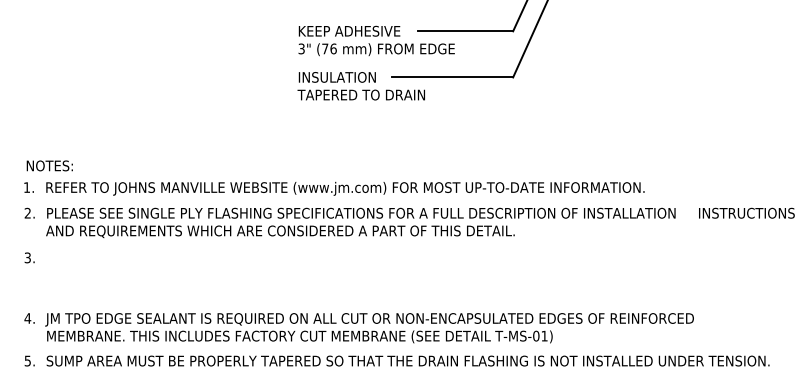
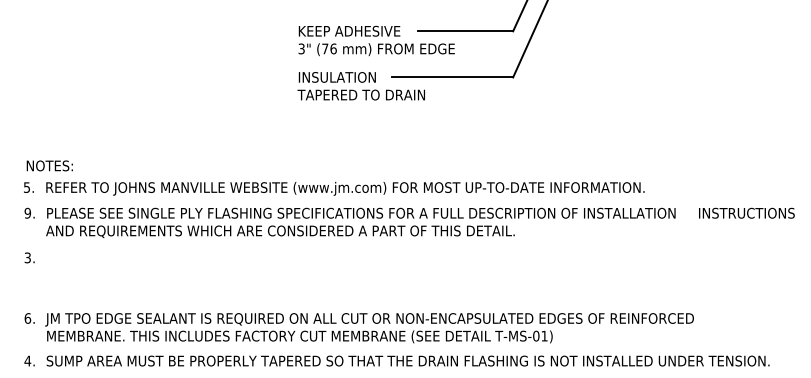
text: 1. -> 5. (26, 187)
text: 2. -> 9. (27, 213)
text: 4. -> 6. (27, 318)
text: 5. -> 4. (27, 360)
